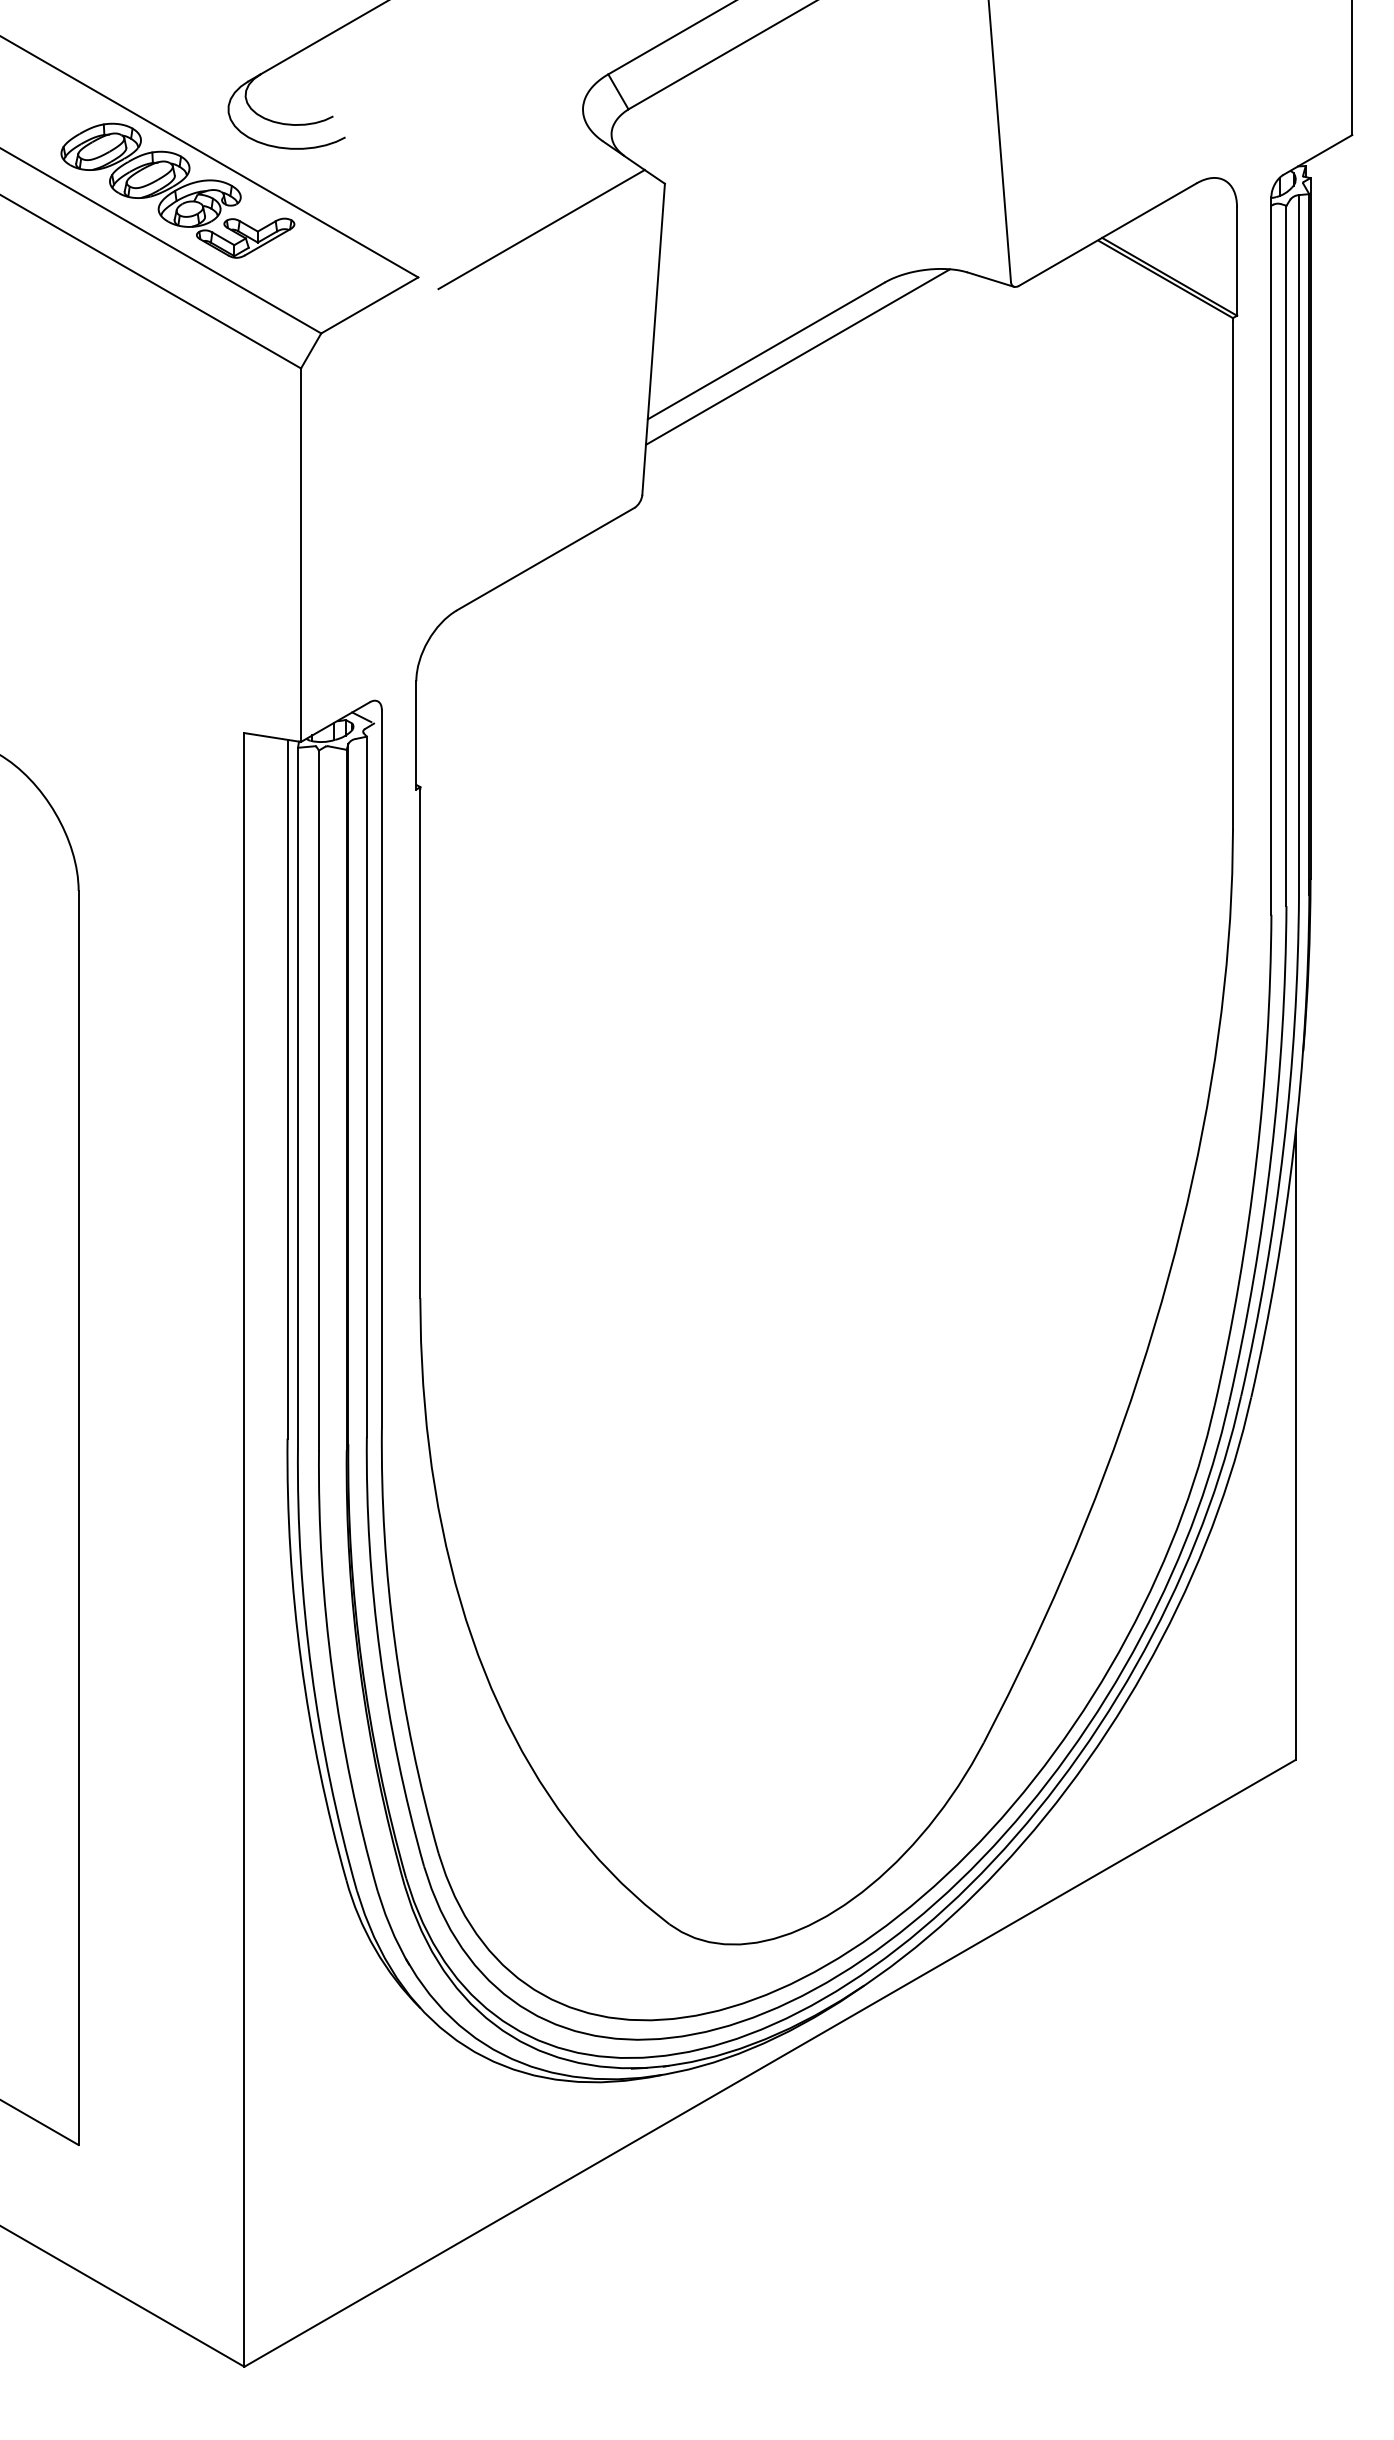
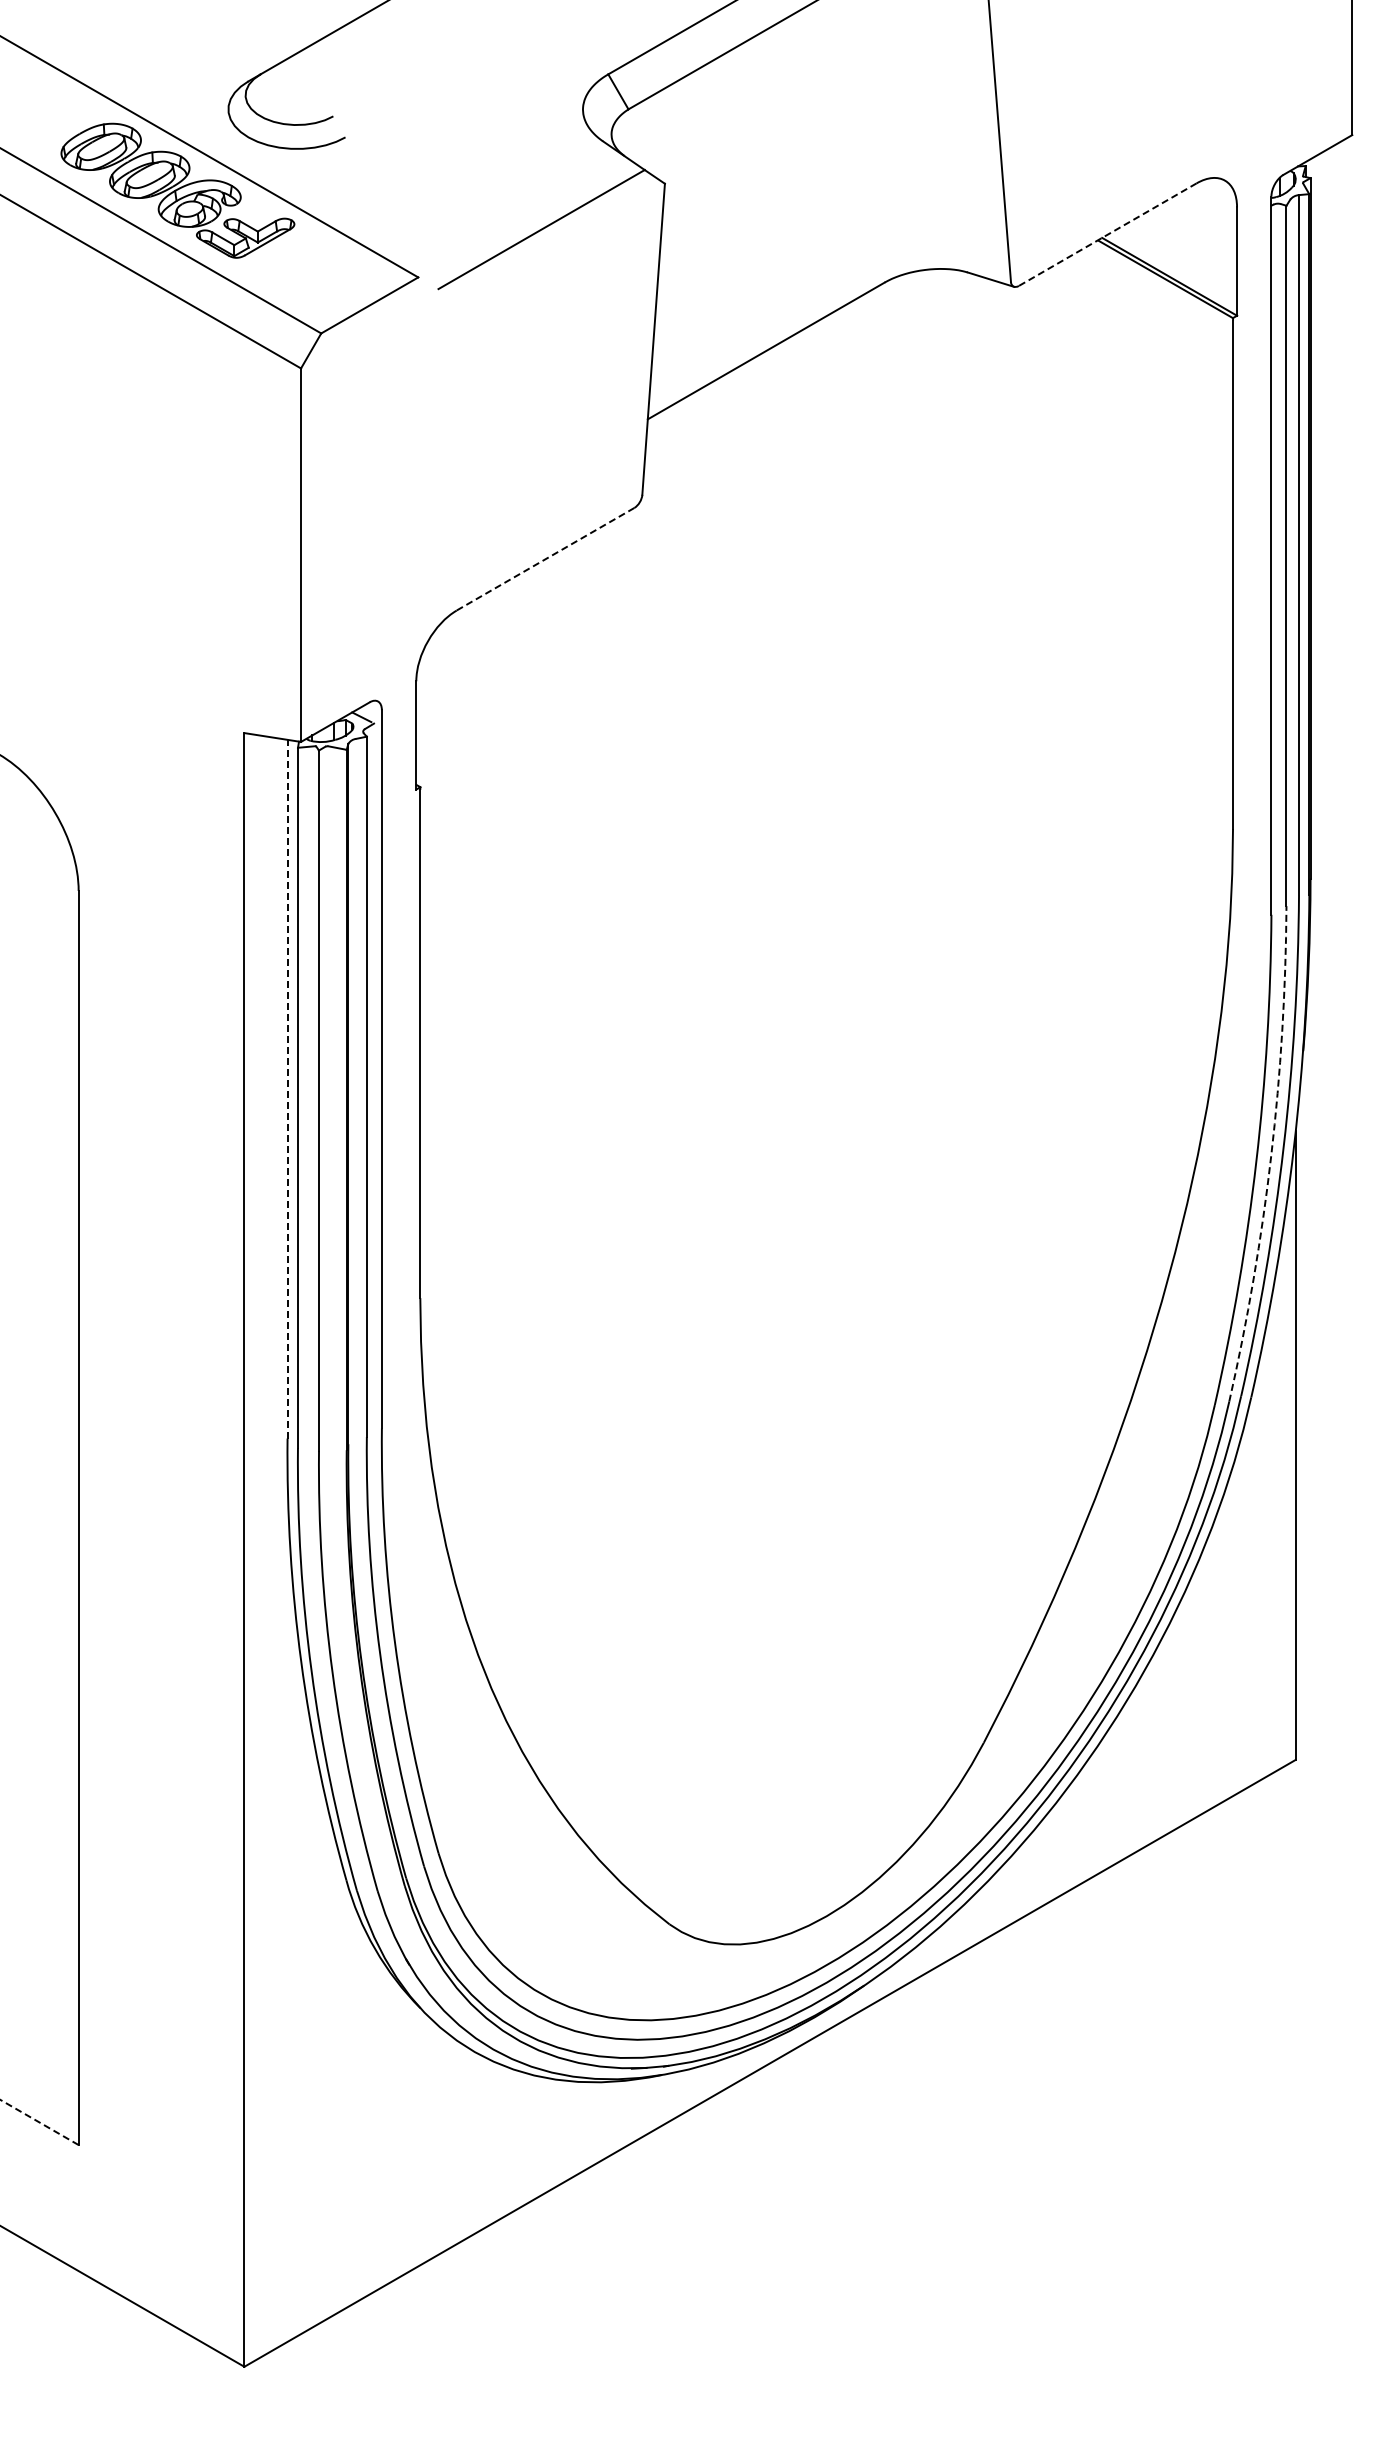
line: solid -> dashed (1107, 234)
line: present -> none (797, 356)
line: solid -> dashed (545, 559)
line: solid -> dashed (287, 1088)
arc: solid -> dashed (1271, 1155)
line: solid -> dashed (39, 2122)
